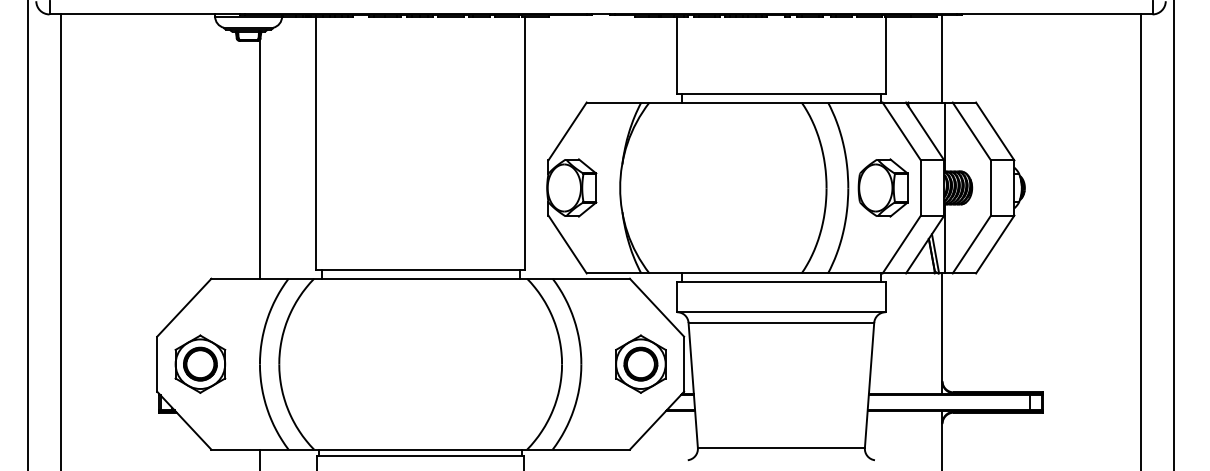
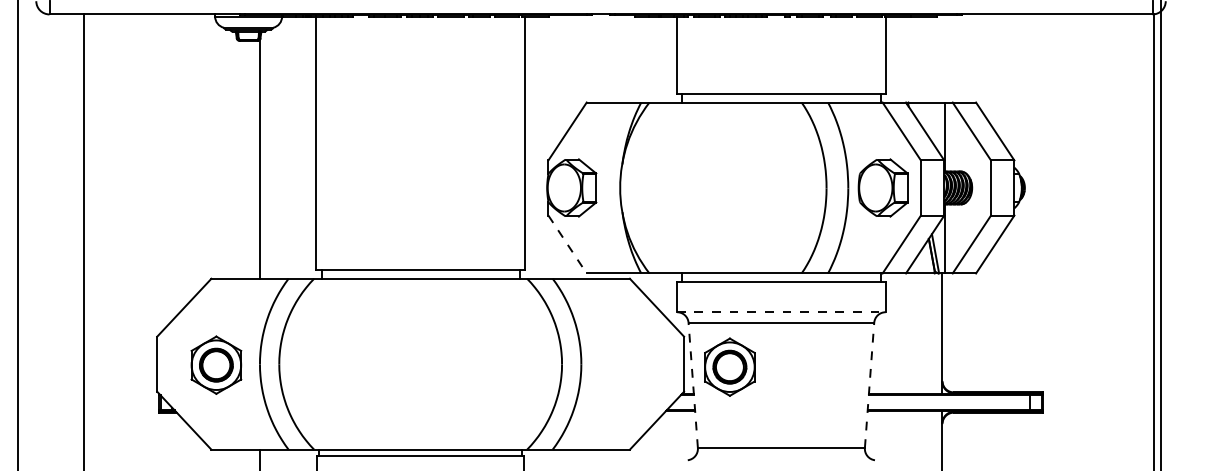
line: present -> none (942, 58)
line position: (28, 234) -> (18, 234) (18, 234)
line position: (1173, 234) -> (1160, 234) (1160, 234)
line position: (61, 240) -> (84, 240) (84, 240)
line position: (1140, 240) -> (1153, 240) (1153, 240)
line: solid -> dashed (567, 244)
line: solid -> dashed (781, 312)
part position: (200, 363) -> (216, 364) (216, 364)
part position: (640, 363) -> (729, 366) (729, 366)
line: solid -> dashed (693, 385)
line: solid -> dashed (869, 385)
